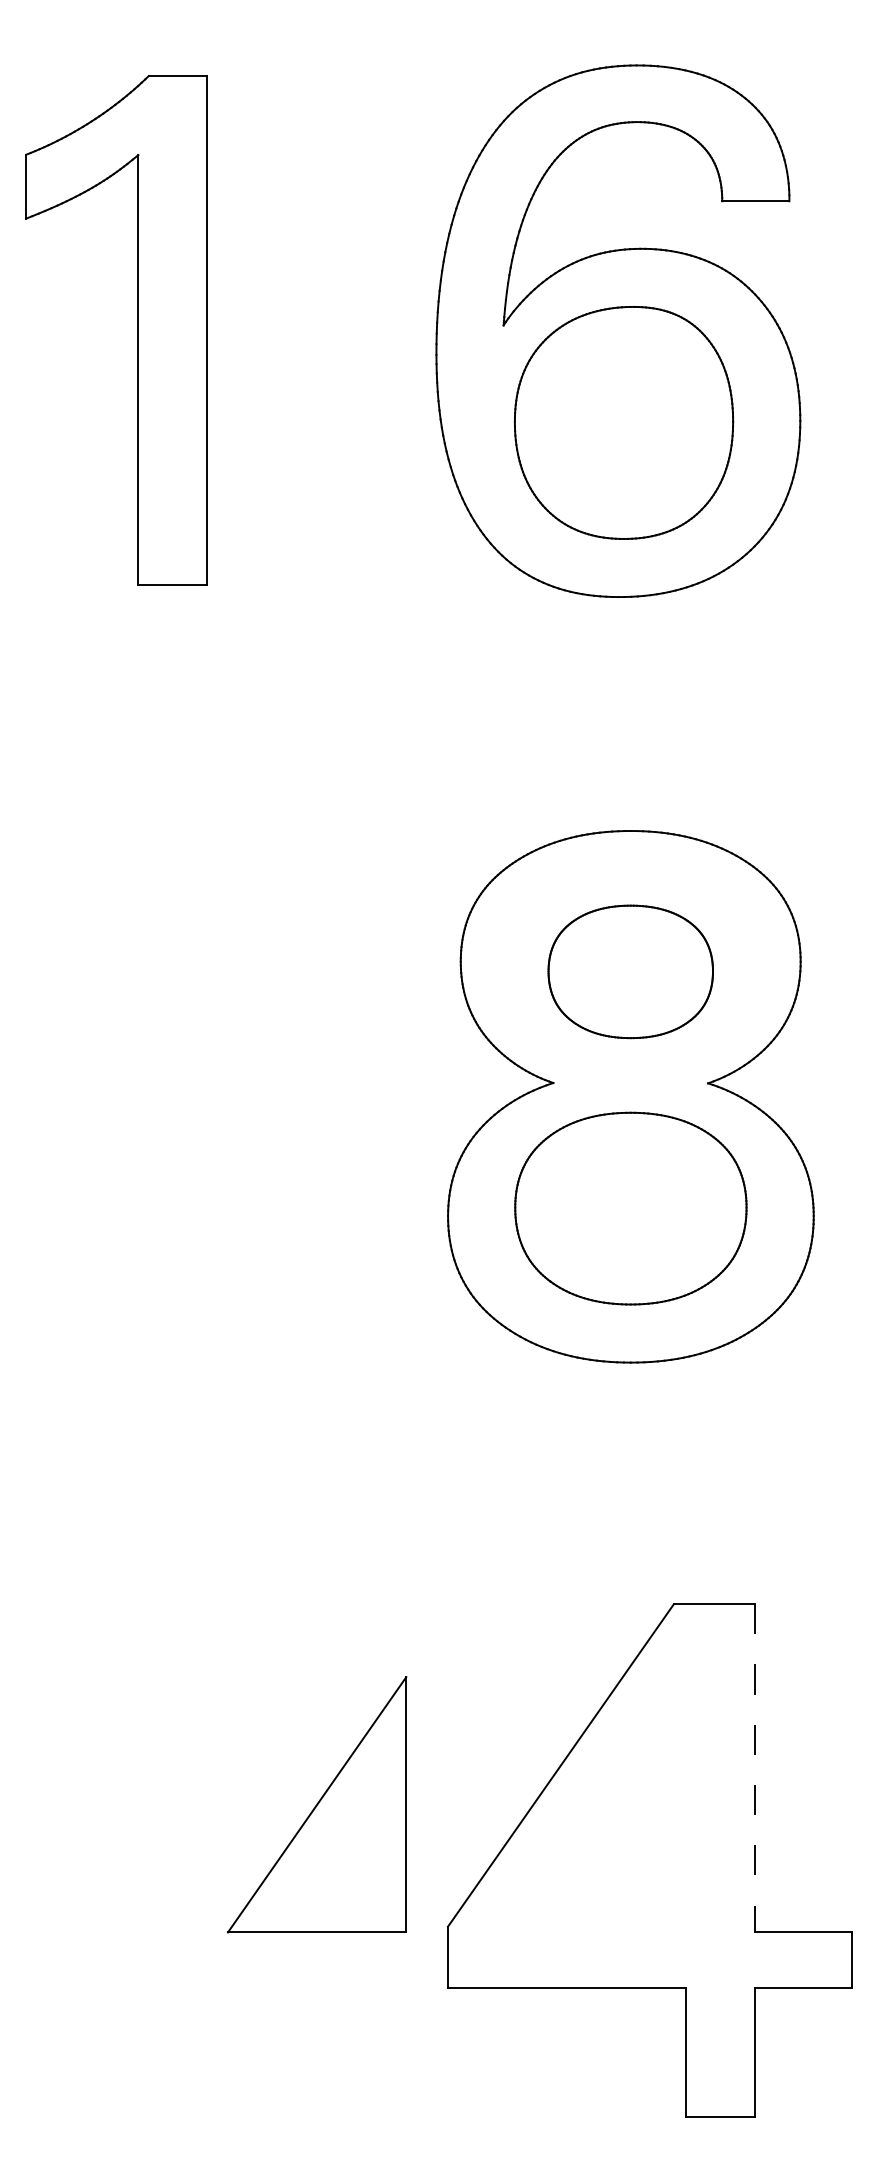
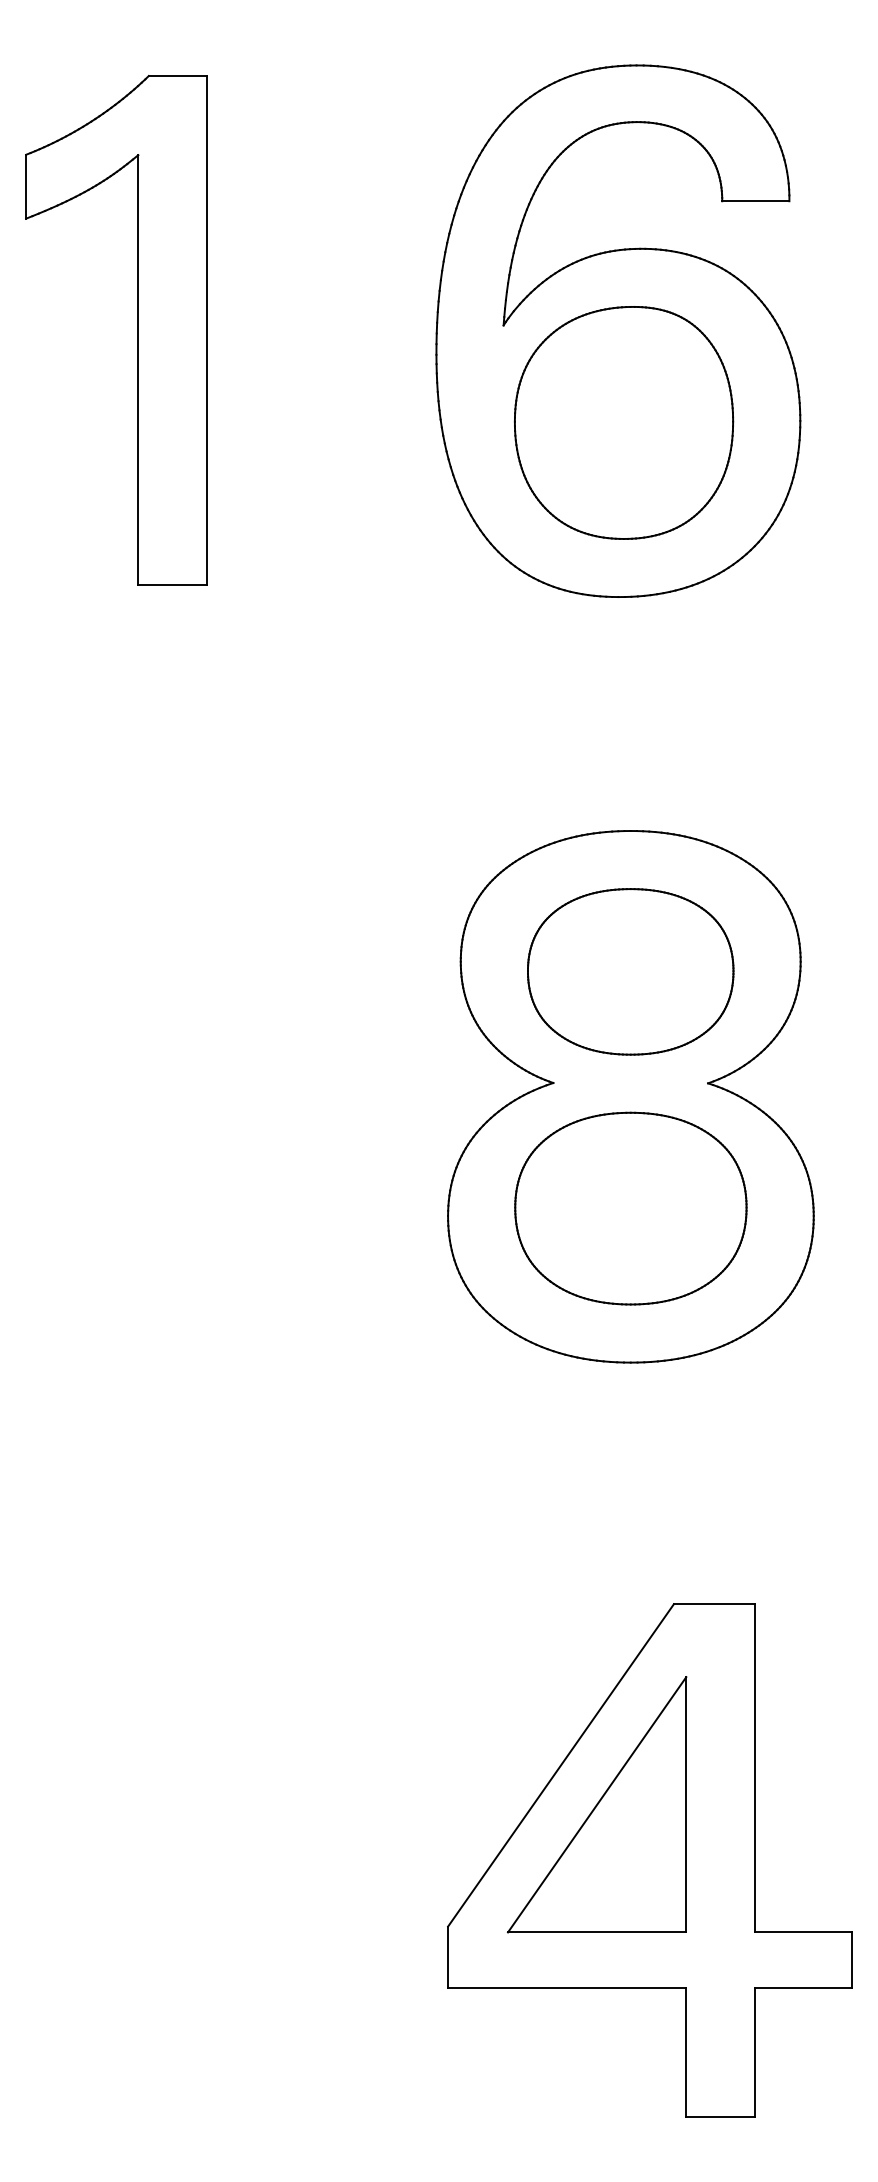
part size: 167x136 px -> 208x168 px (630, 971)
line: dashed -> solid (754, 1768)
part position: (316, 1804) -> (596, 1804) (596, 1804)
